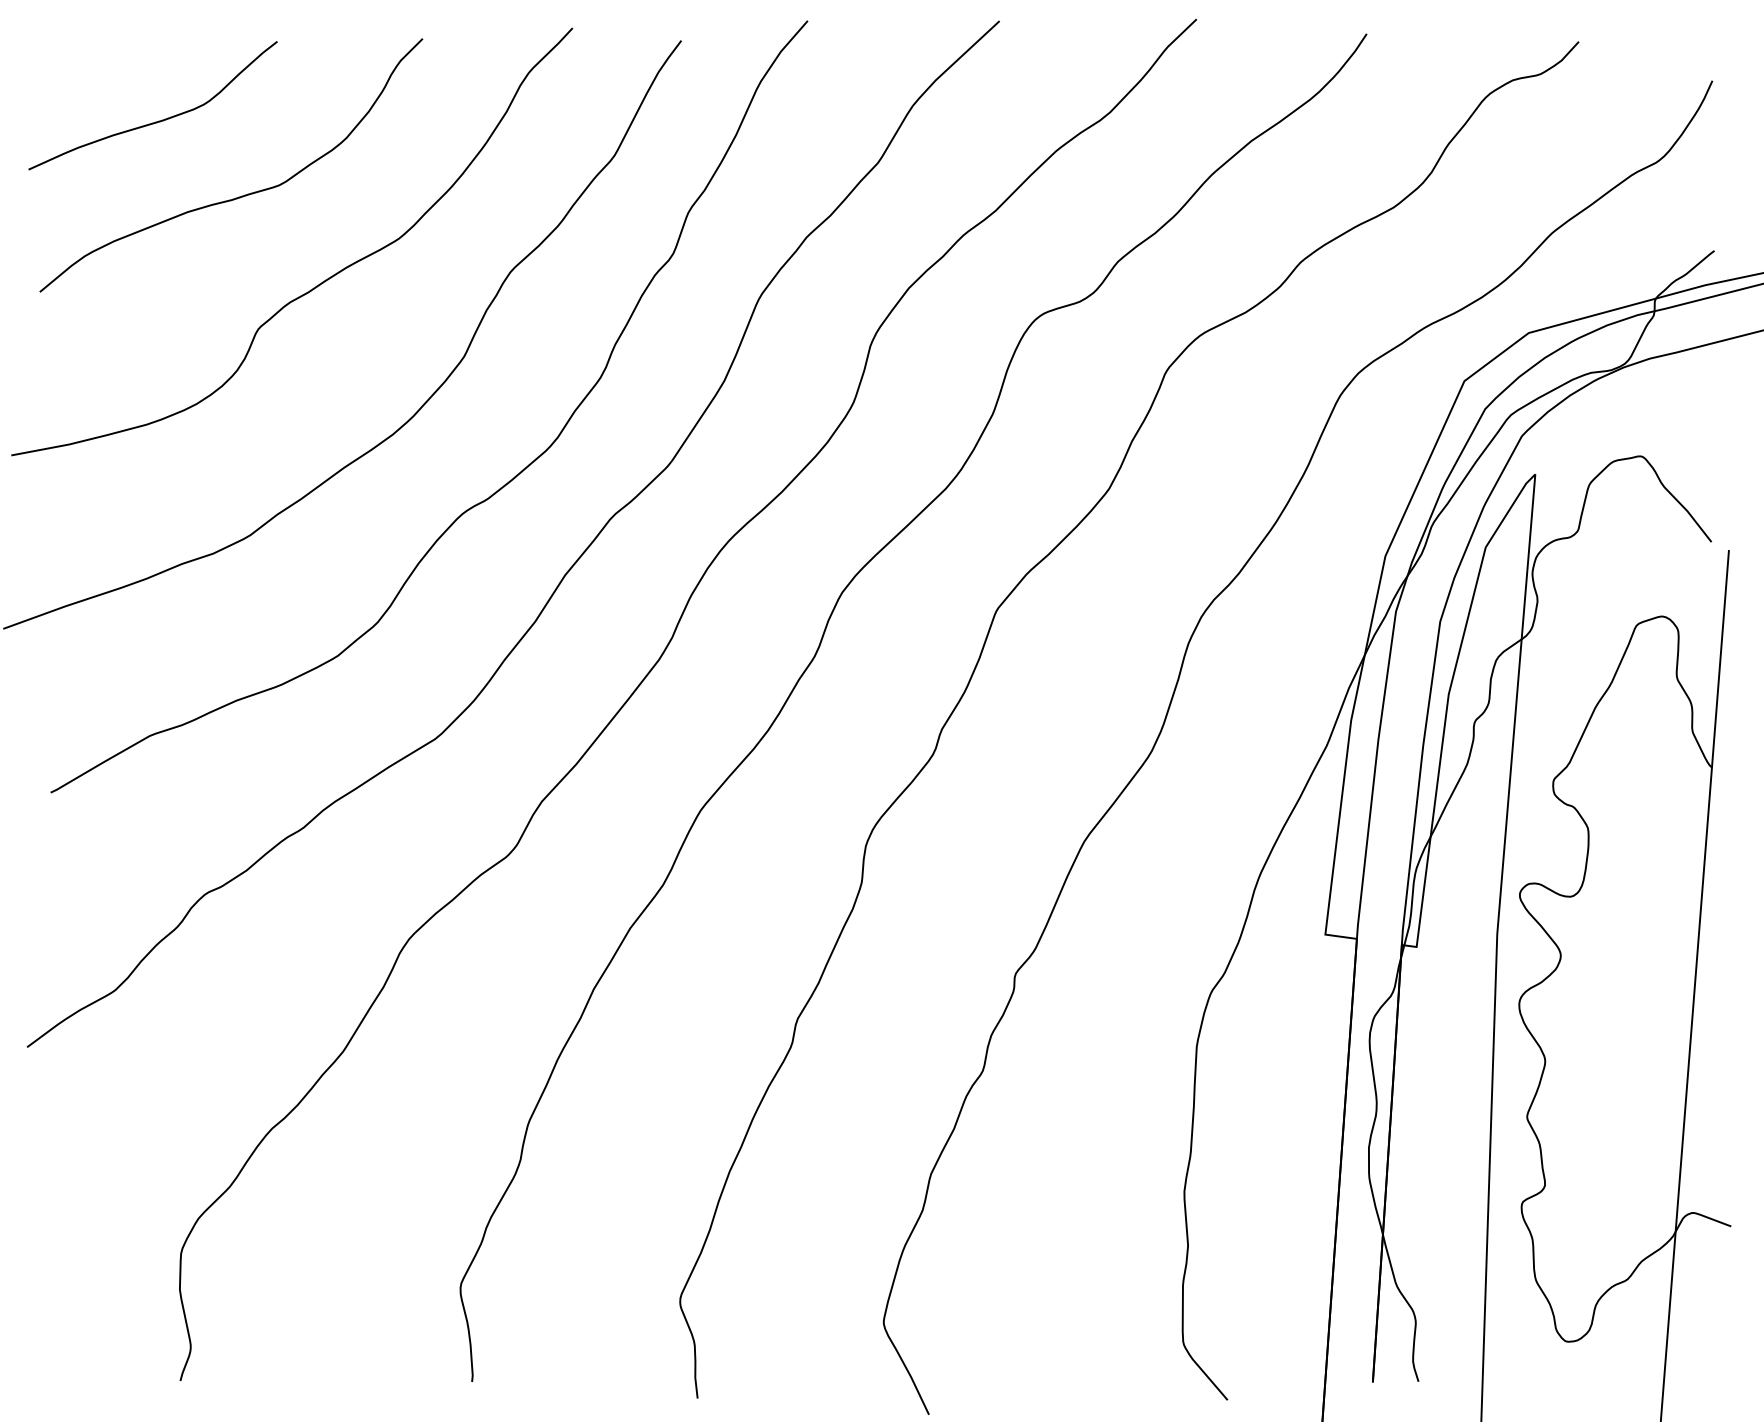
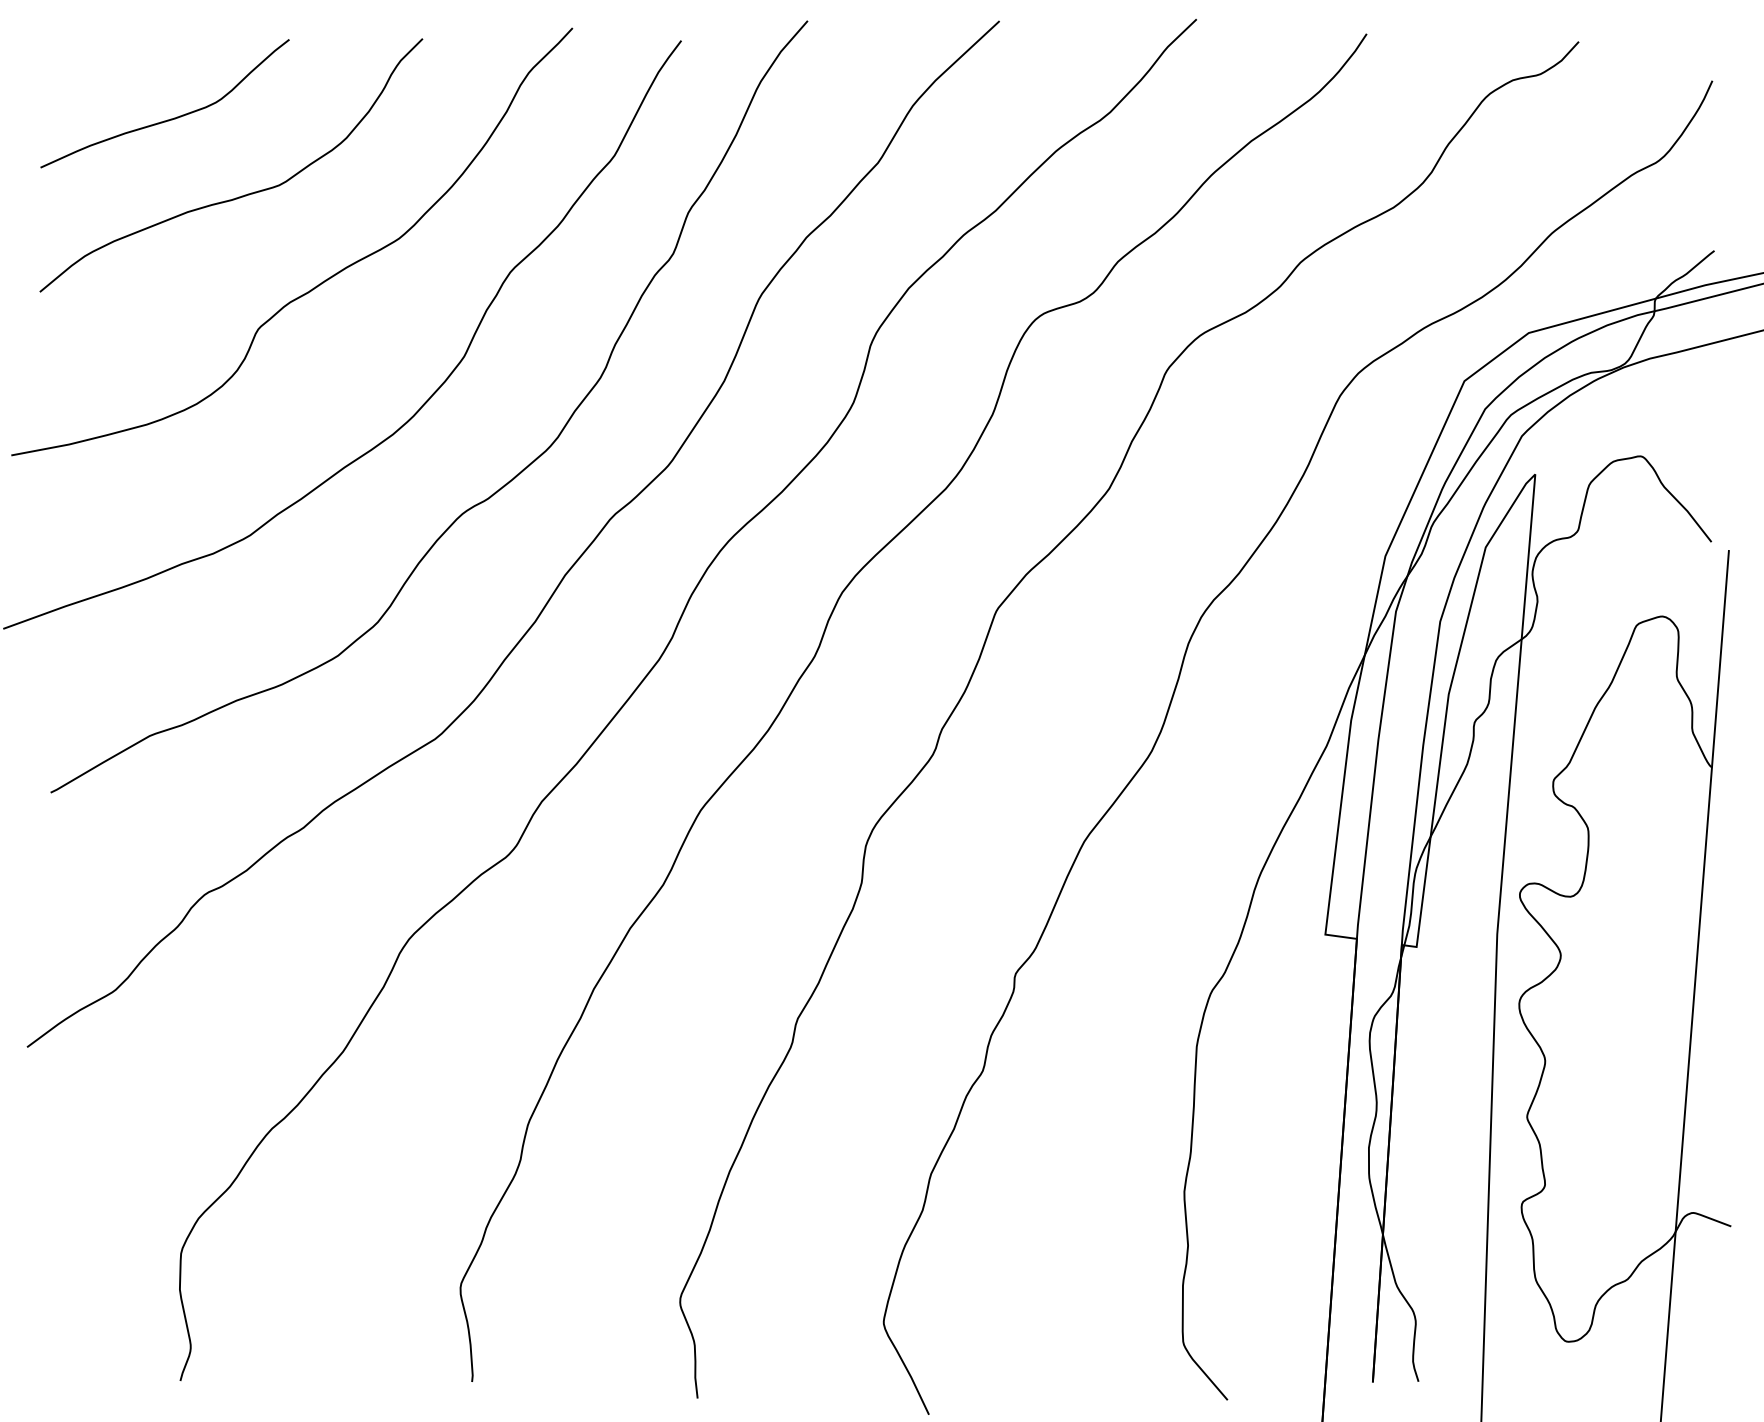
curve position: (158, 120) -> (170, 118) (170, 118)
